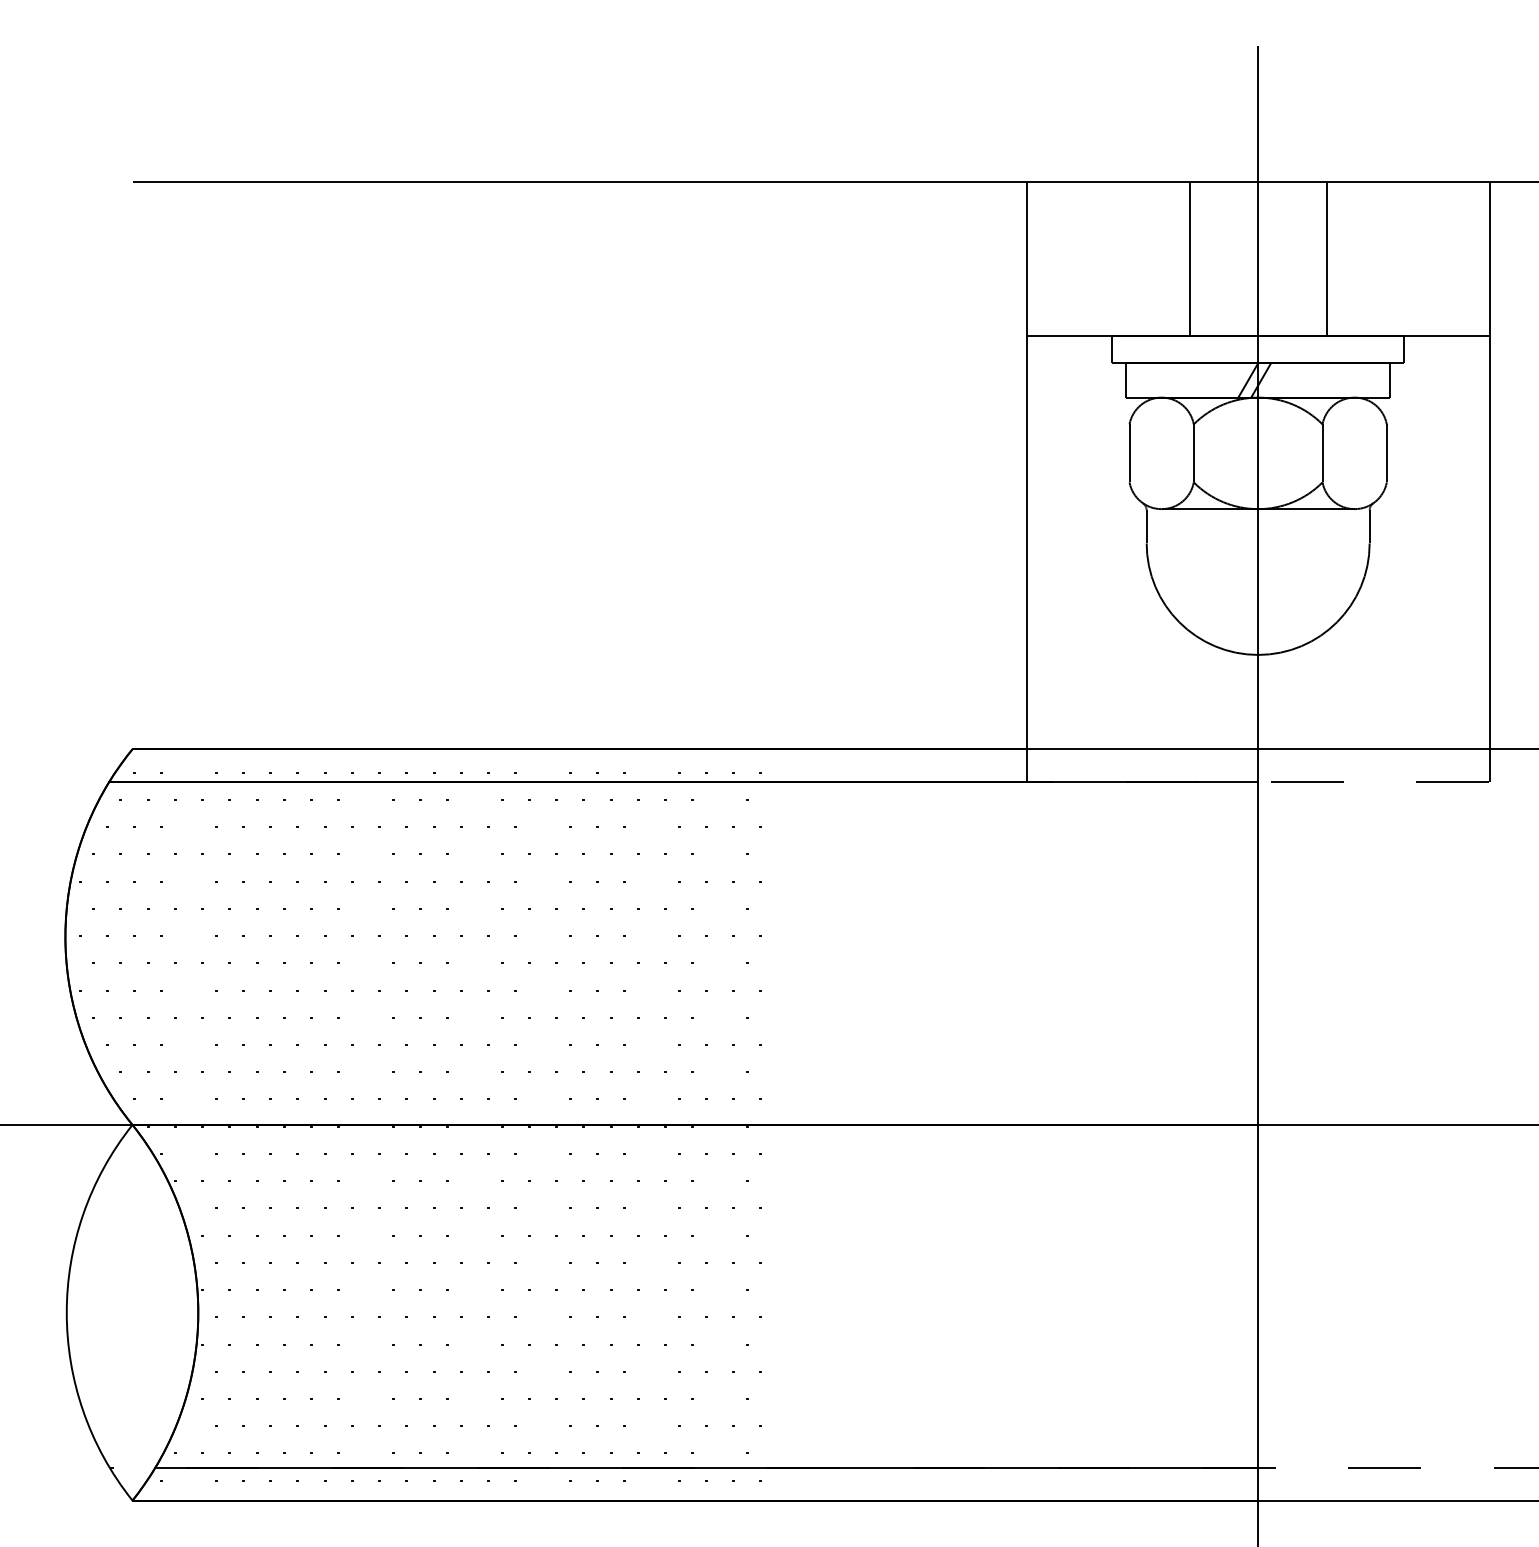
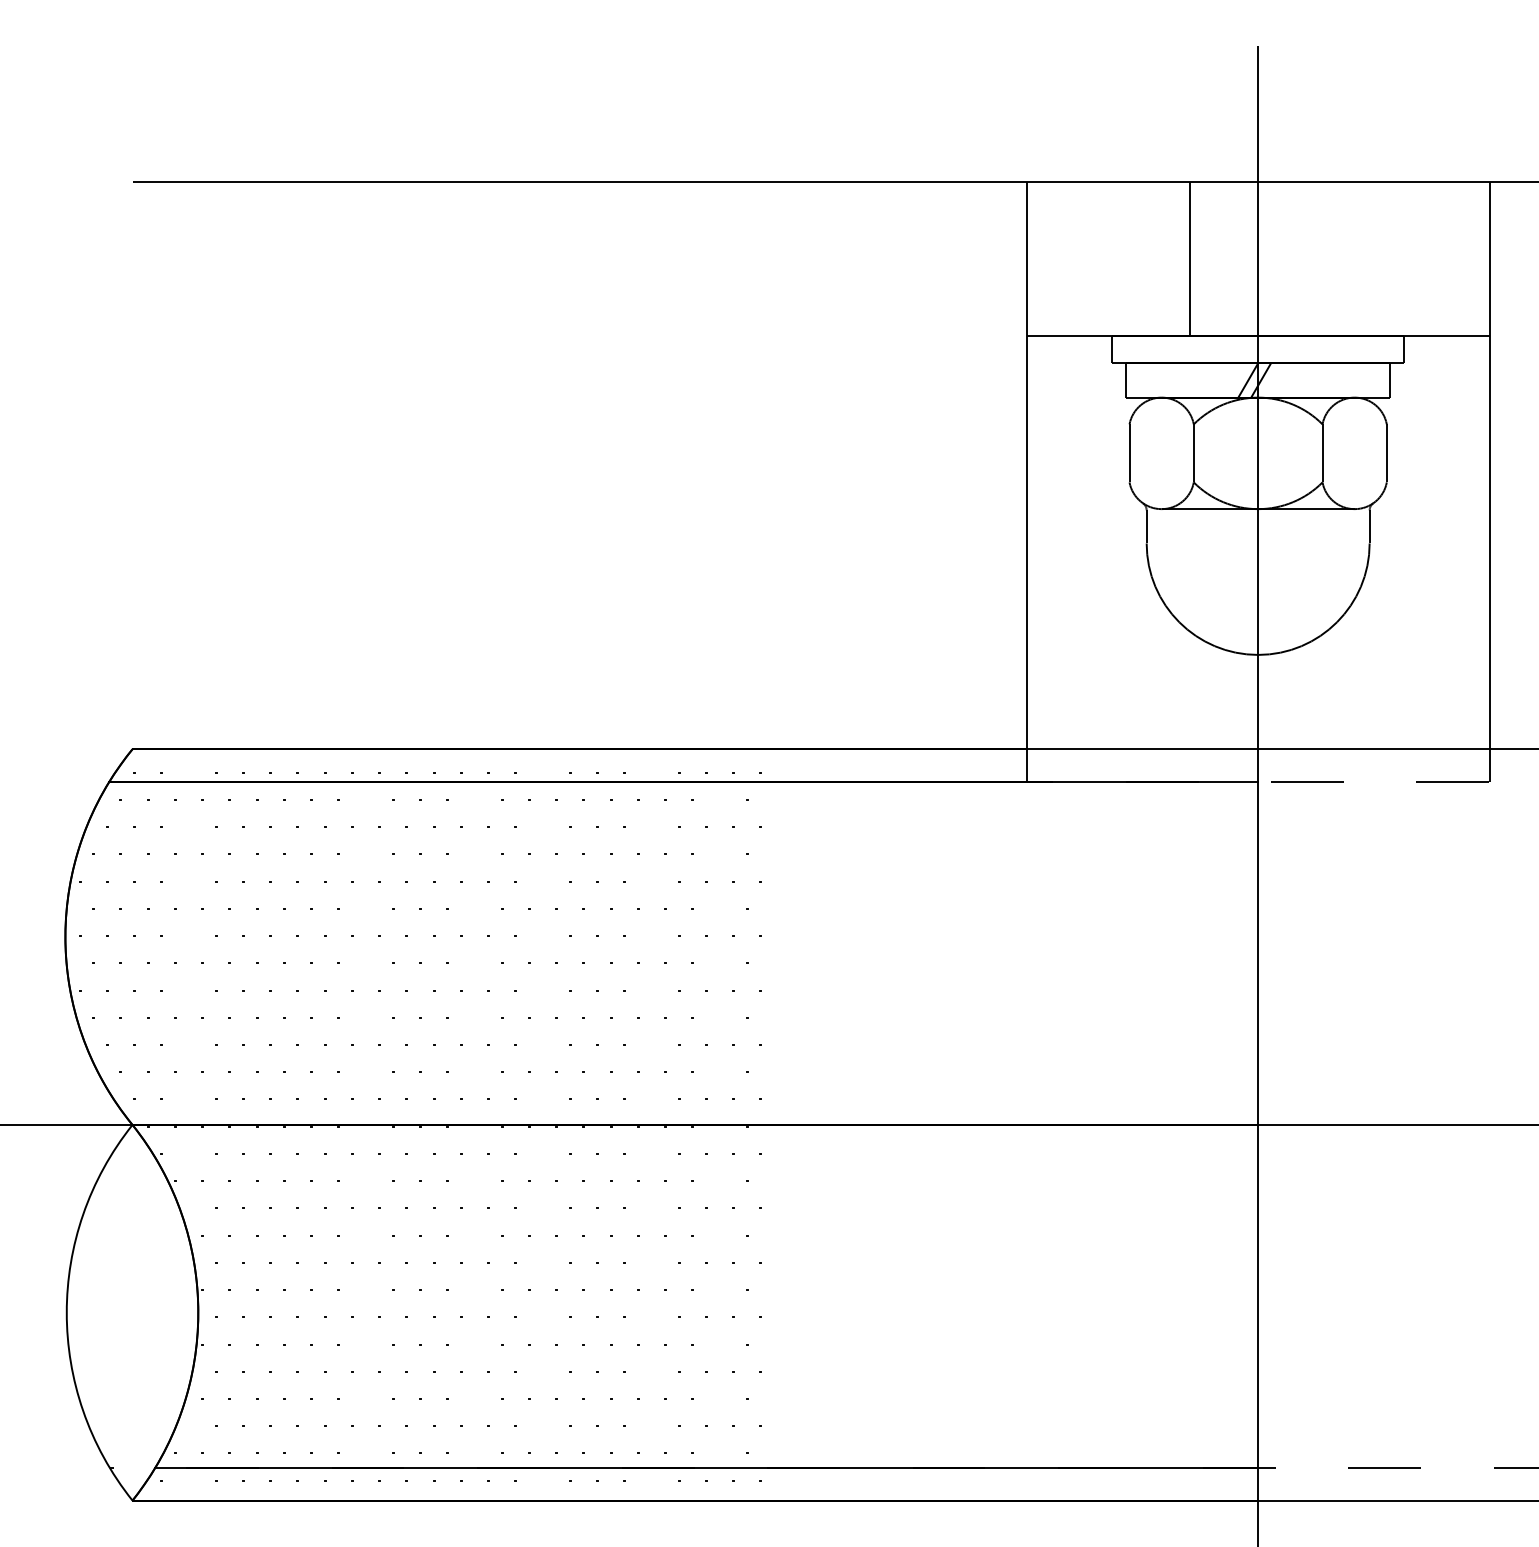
line: present -> none (1326, 258)
